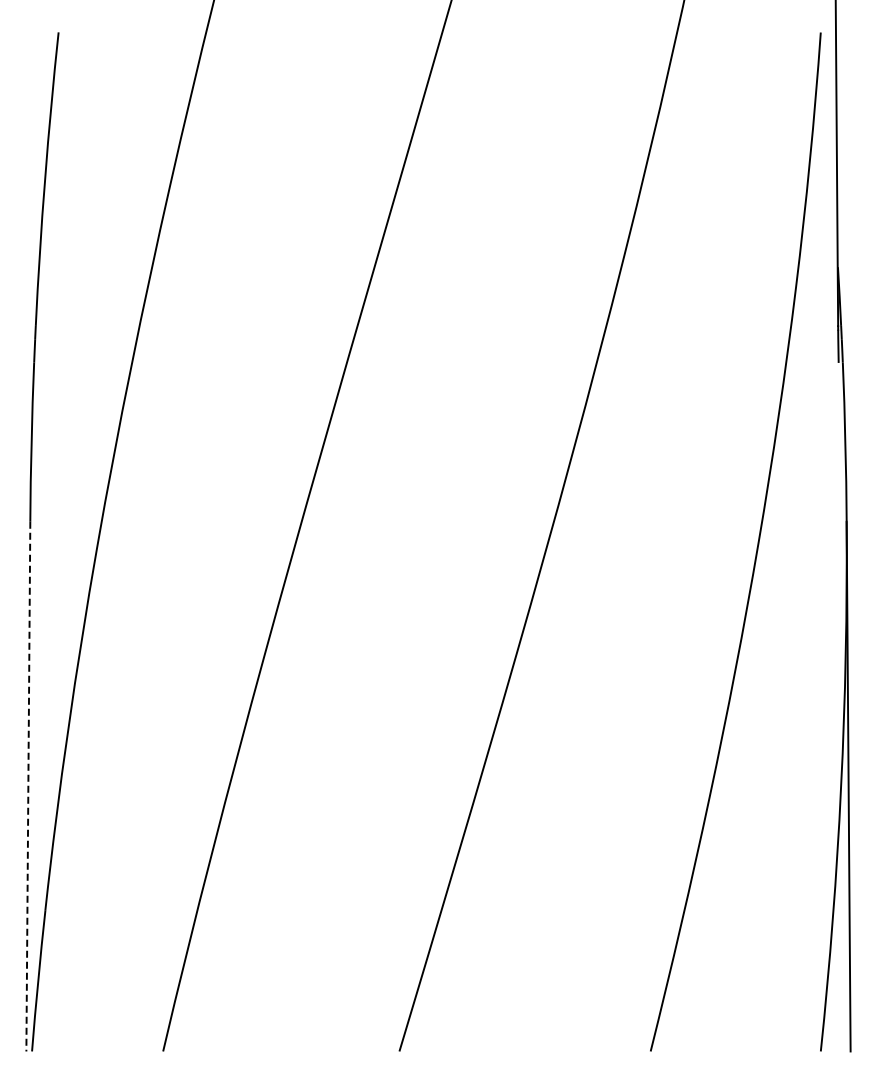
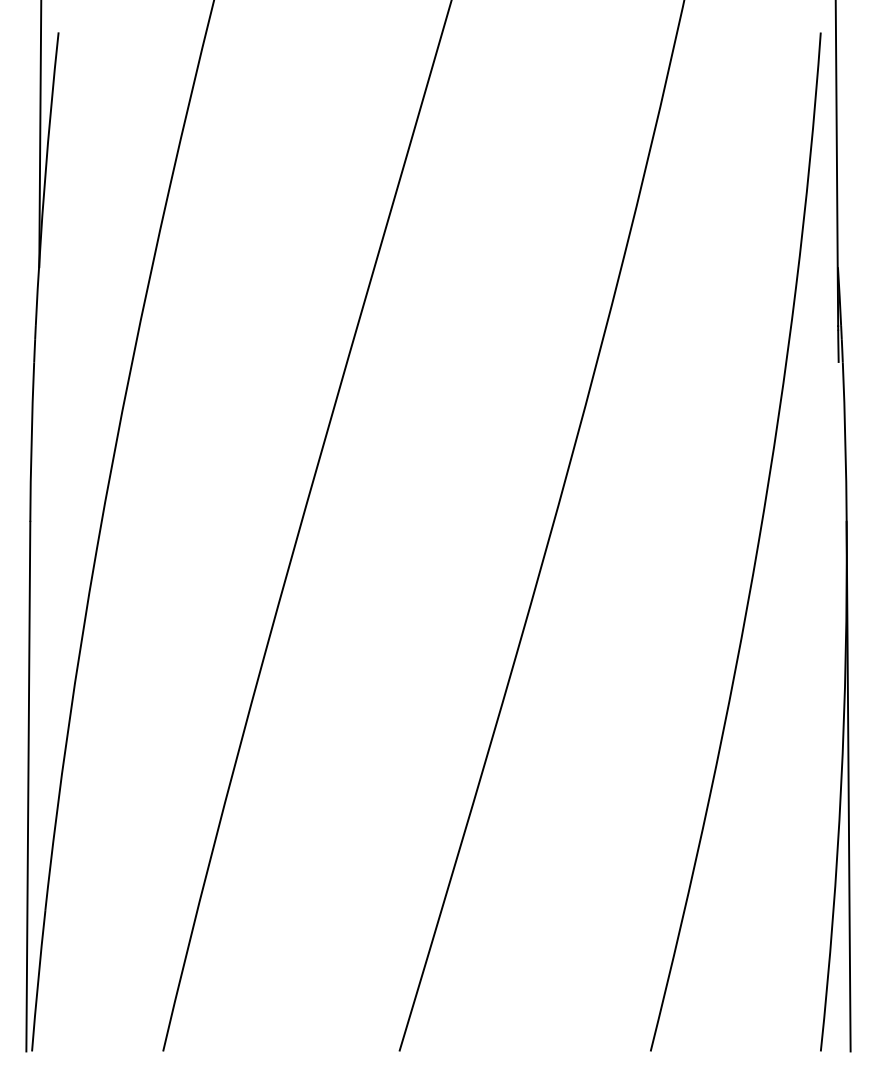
line: none -> present (40, 134)
line: dashed -> solid (28, 786)
